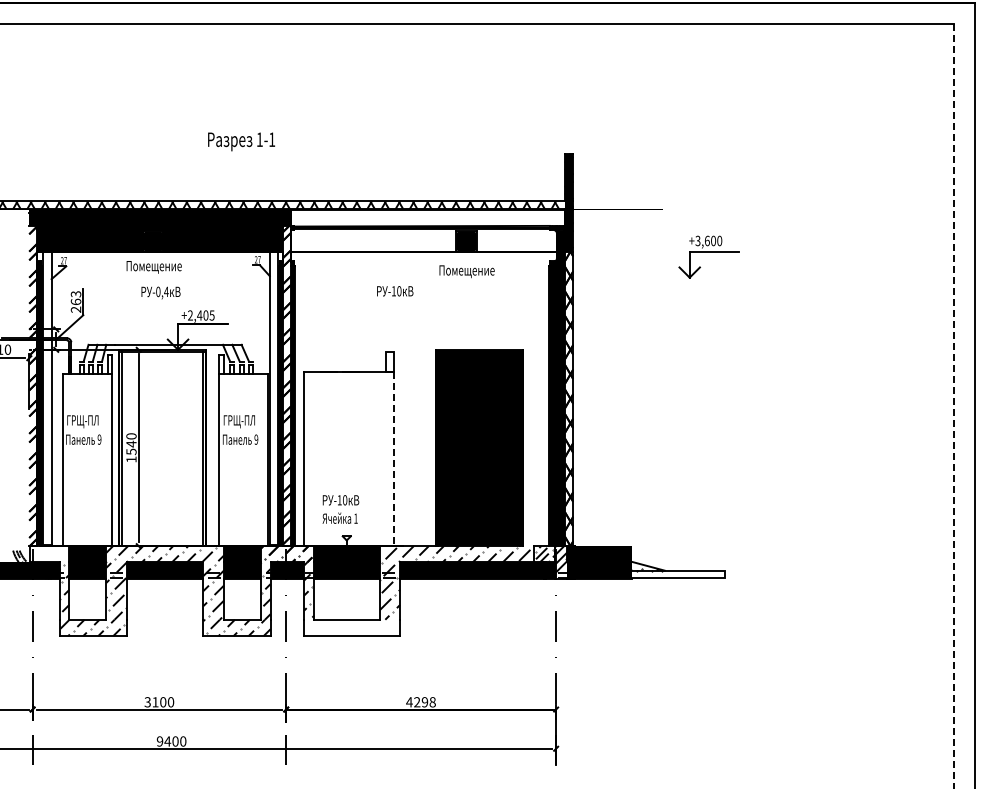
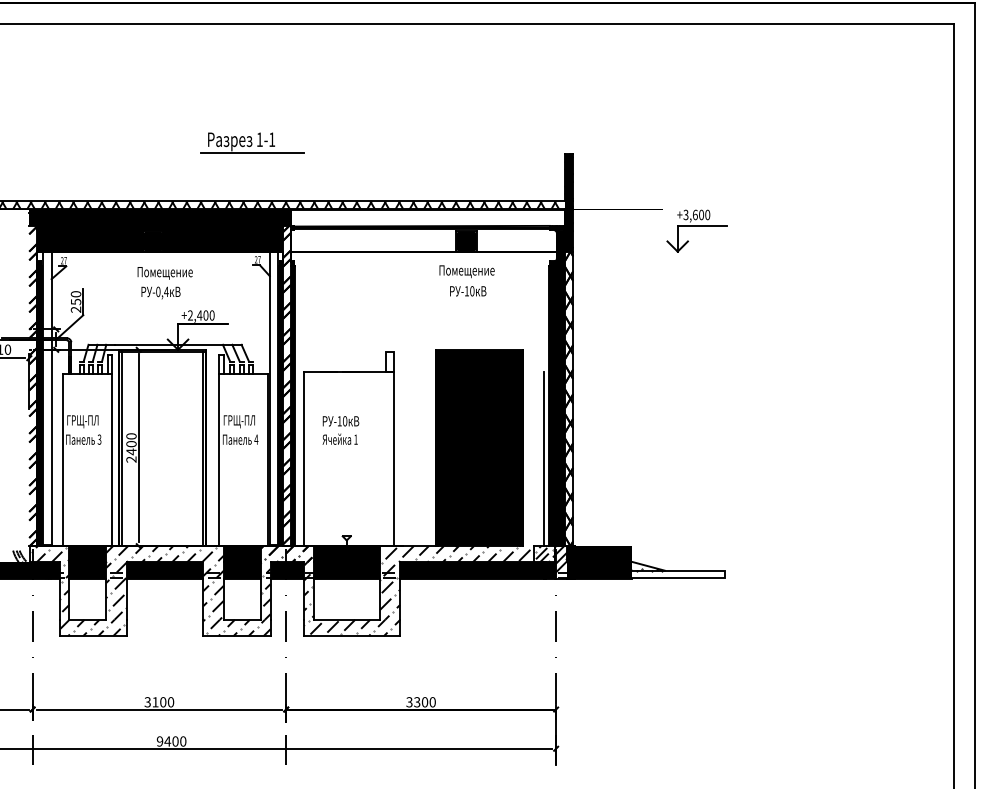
line: none -> present (251, 153)
part position: (708, 256) -> (696, 230) (696, 230)
text position: (153, 267) -> (164, 273) (164, 273)
text position: (395, 291) -> (468, 291) (468, 291)
text: 263 -> 250 (75, 298)
text: +2,405 -> +2,400 (211, 315)
line: dashed -> solid (954, 405)
text: 9 -> 3 (99, 439)
text: 9 -> 4 (256, 439)
text: 1540 -> 2400 (131, 451)
line: none -> present (544, 458)
line: dashed -> solid (393, 459)
text position: (340, 509) -> (340, 430) (340, 430)
hatch: none -> present (50, 554)
hatch: none -> present (352, 627)
text: 4298 -> 3300 (420, 702)
